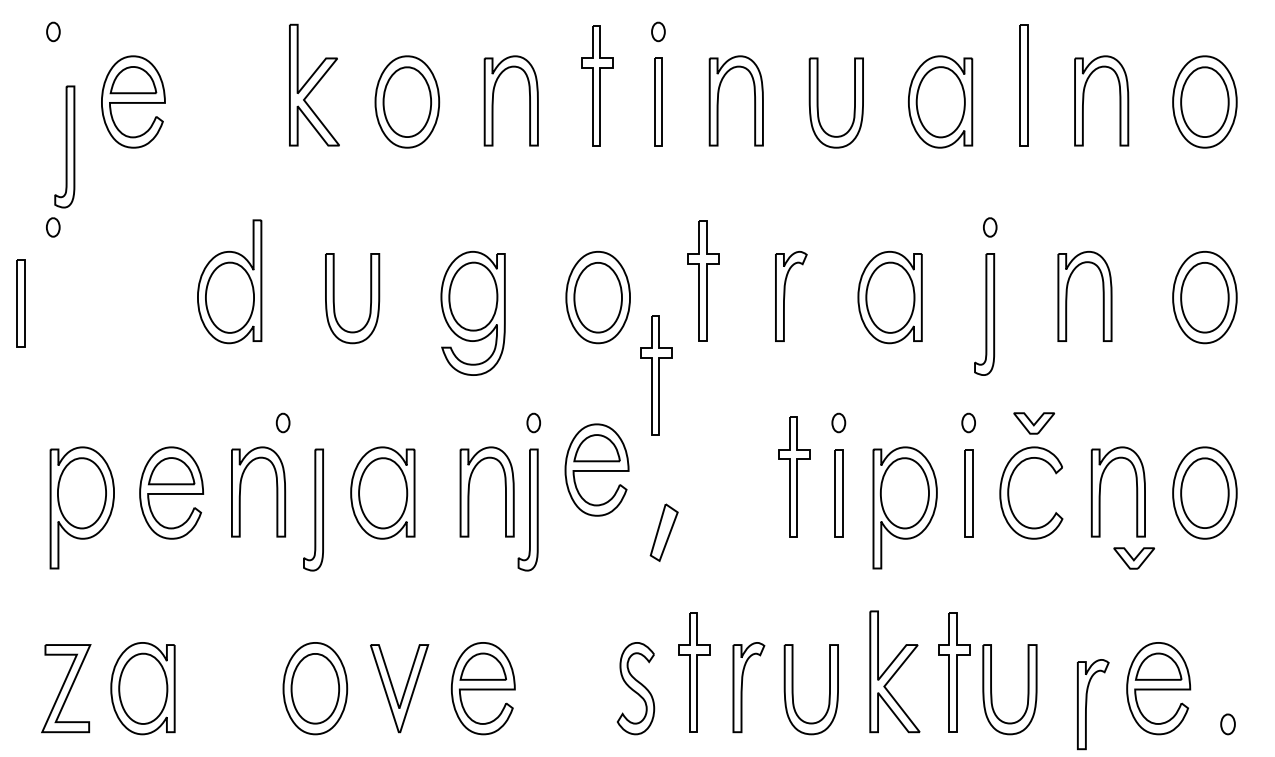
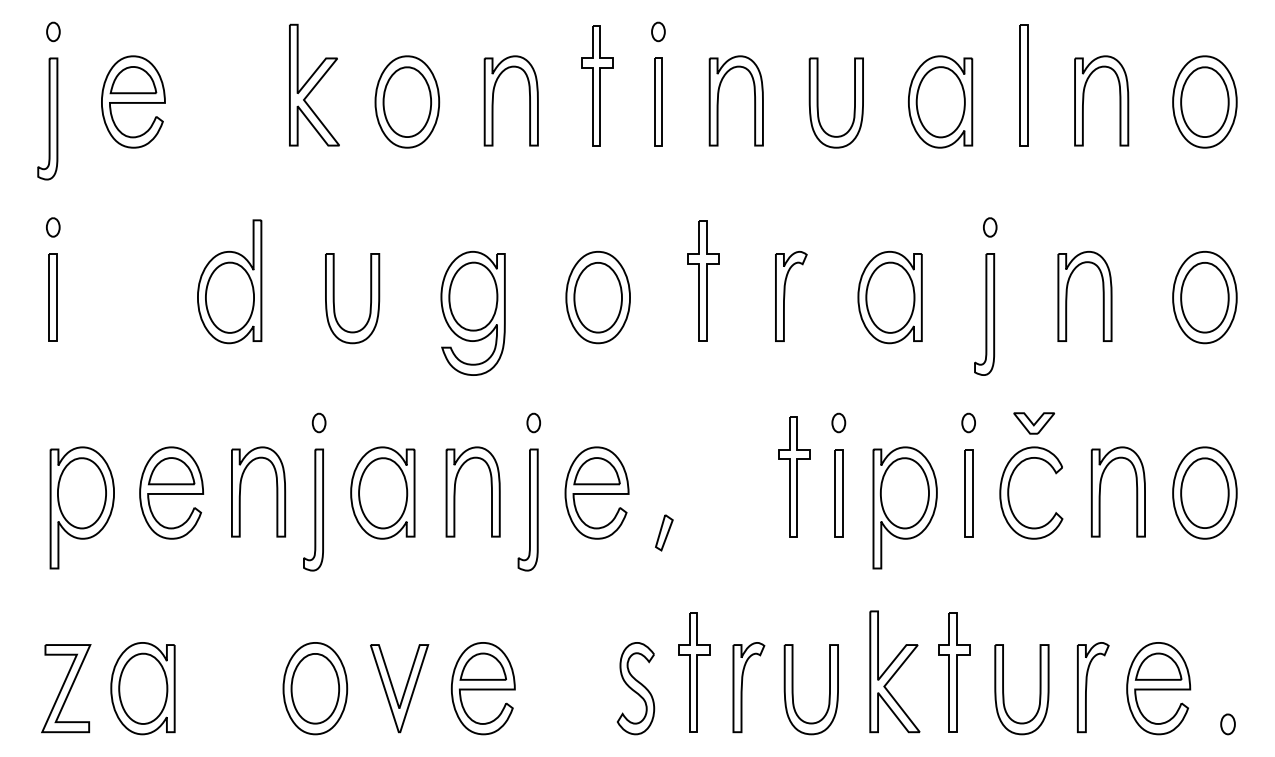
part position: (64, 146) -> (47, 118) (47, 118)
part position: (20, 303) -> (52, 297) (52, 297)
part: present -> none (656, 375)
part position: (282, 422) -> (318, 422) (318, 422)
part position: (596, 469) -> (596, 492) (596, 492)
part position: (469, 491) -> (455, 491) (455, 491)
part size: 30x59 px -> 19x38 px (664, 532)
part: present -> none (1133, 558)
part position: (992, 693) -> (1004, 693) (1004, 693)
part position: (1087, 703) -> (1087, 686) (1087, 686)
